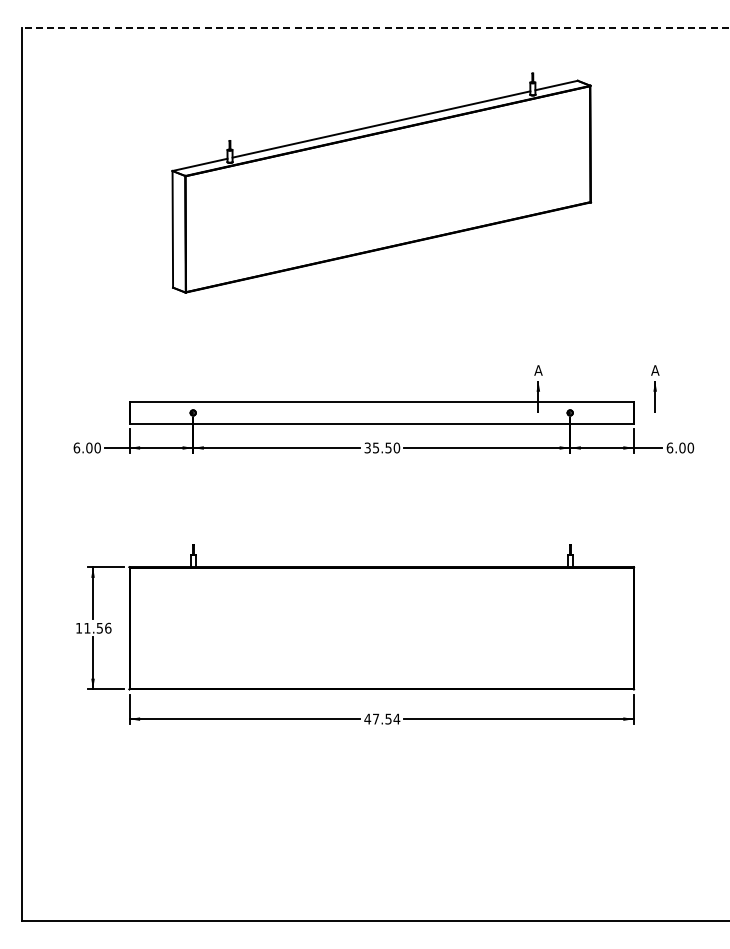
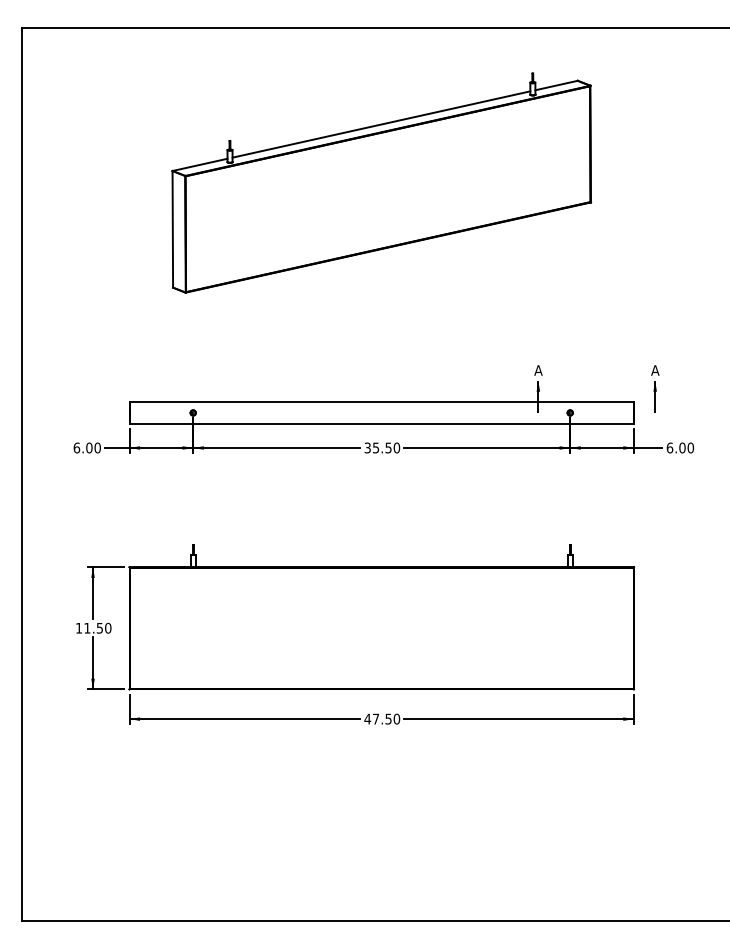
line: dashed -> solid (375, 28)
text: 11.56 -> 11.50 (108, 627)
text: 47.54 -> 47.50 (396, 718)
